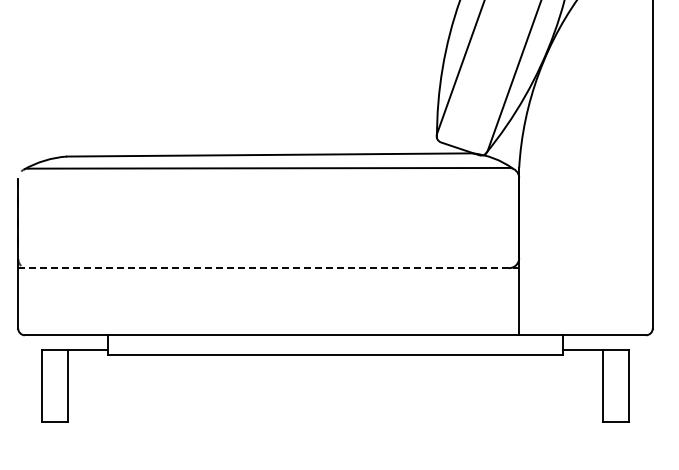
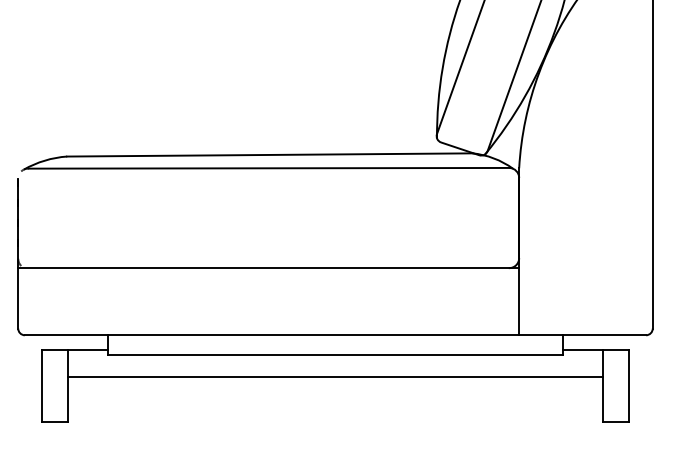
line: dashed -> solid (269, 268)
line: none -> present (335, 376)
